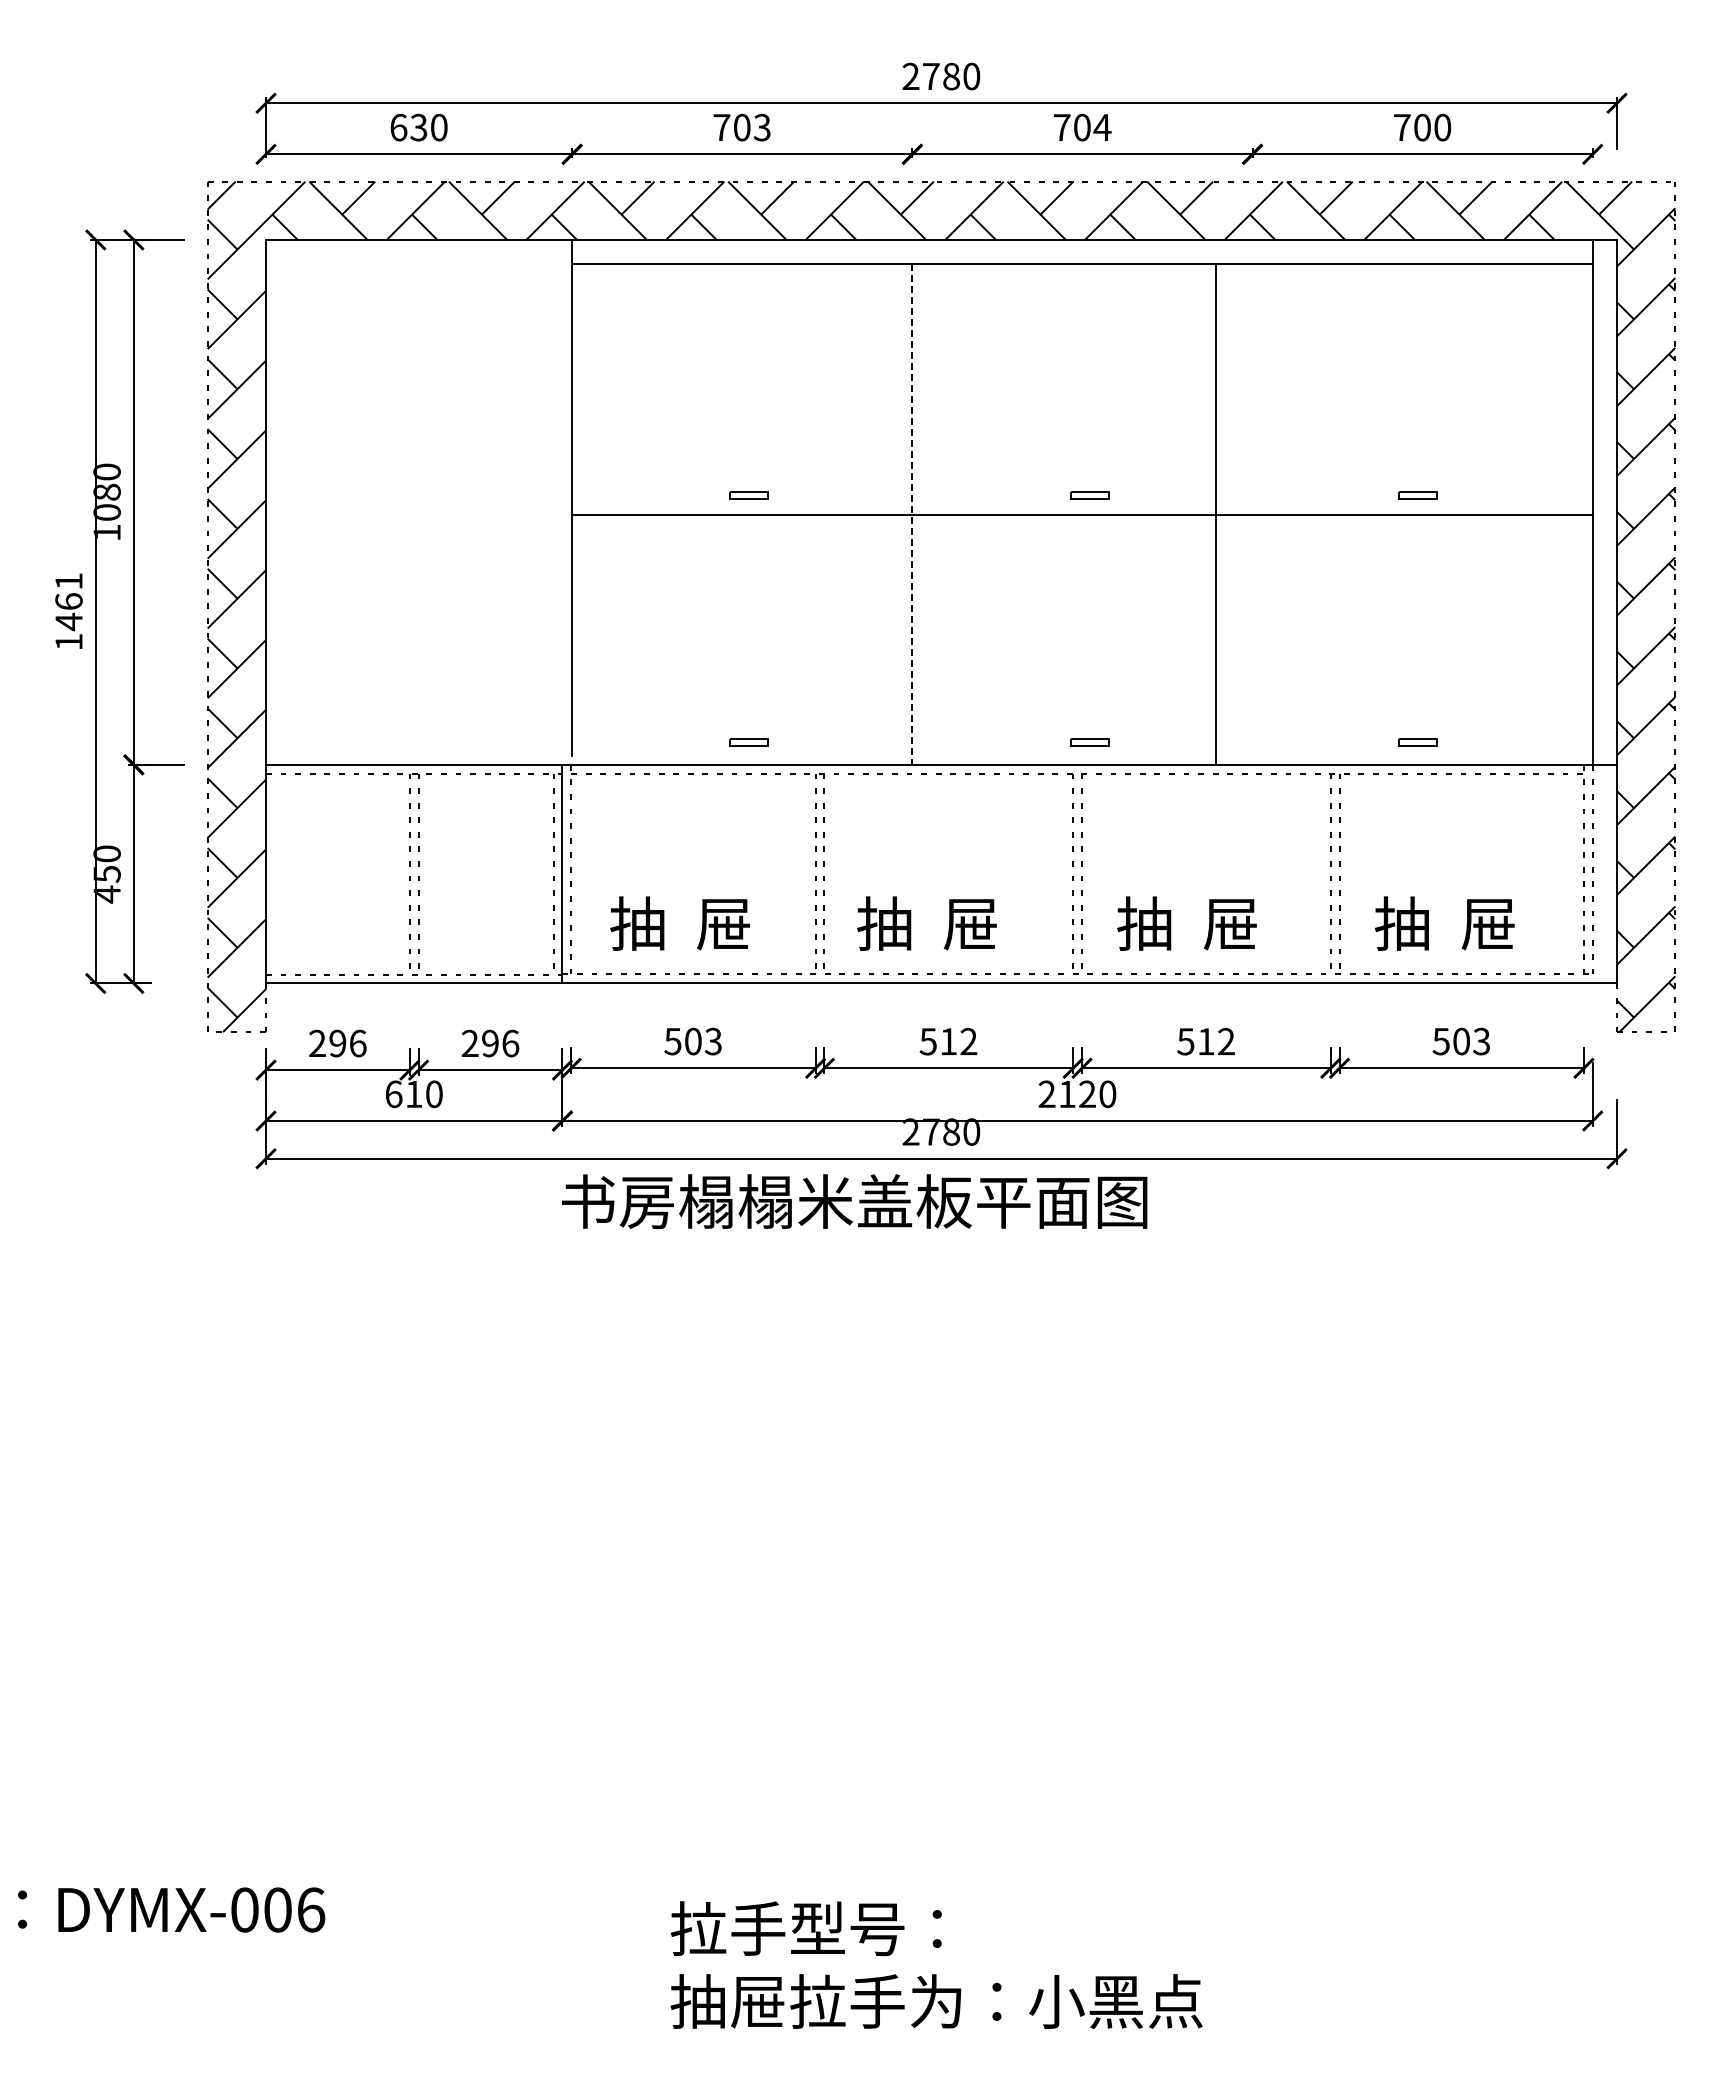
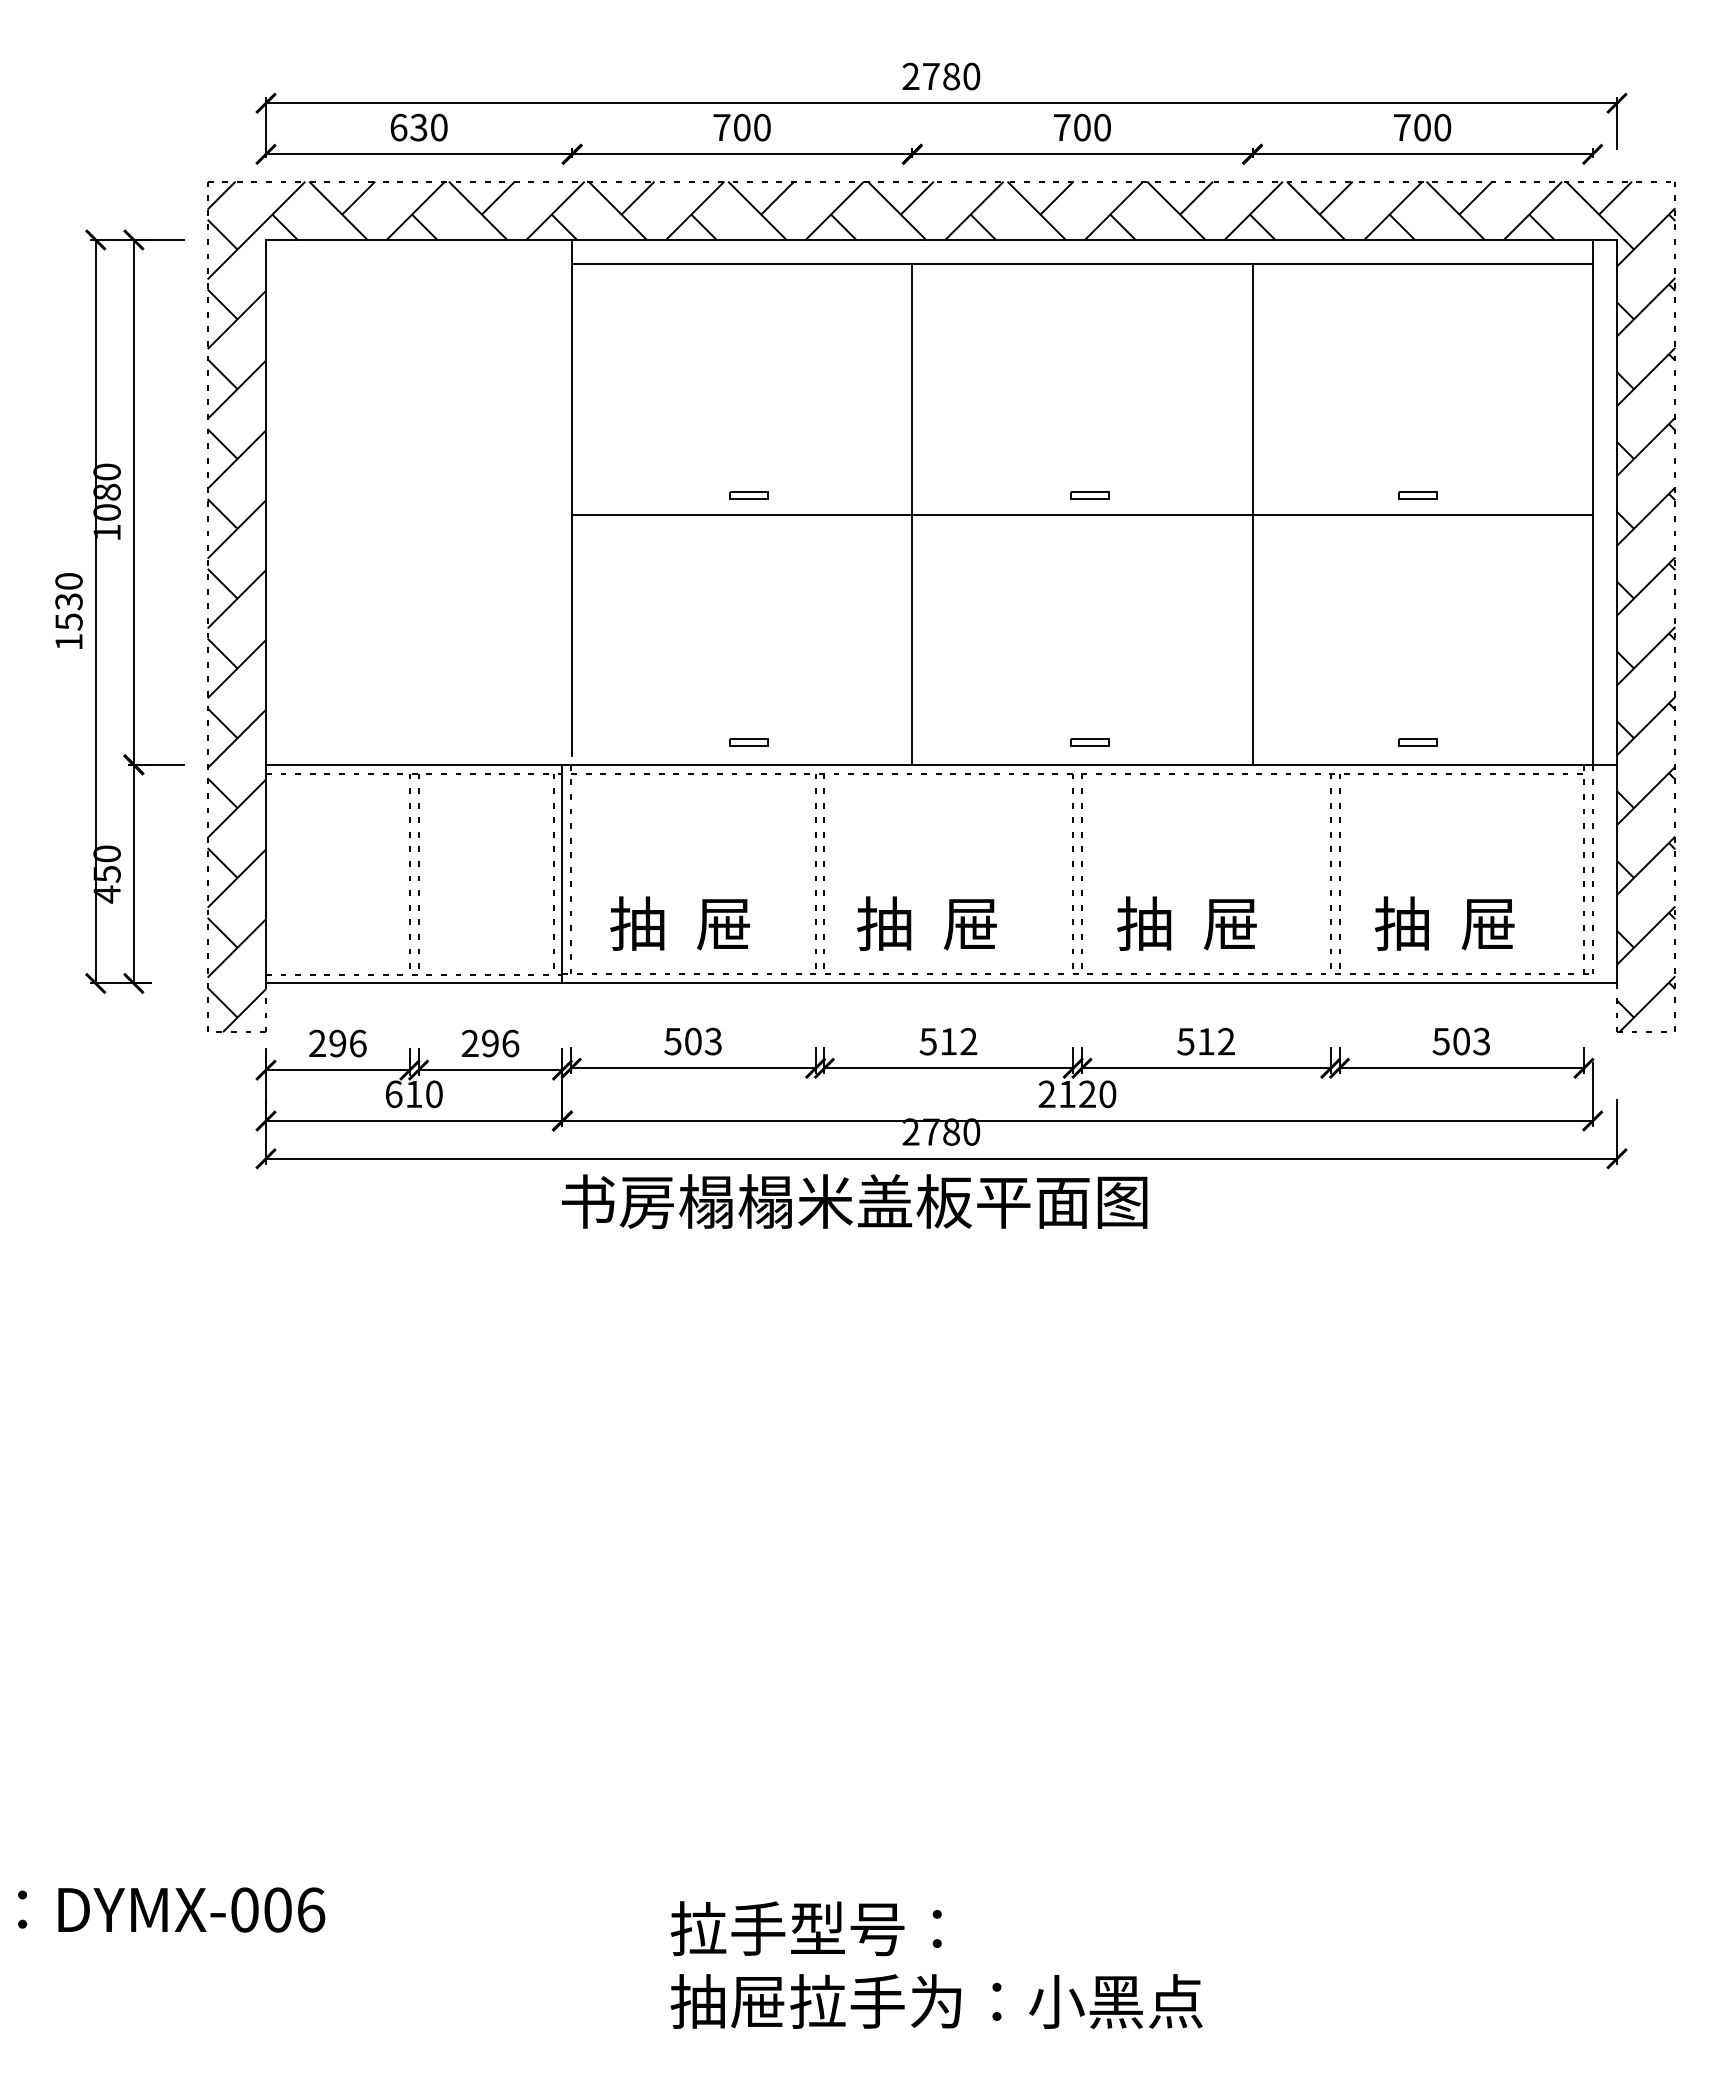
text: 703 -> 700 (761, 127)
text: 704 -> 700 (1102, 127)
line position: (1215, 514) -> (1252, 514) (1252, 514)
line: dashed -> solid (912, 515)
text: 1461 -> 1530 (68, 602)
